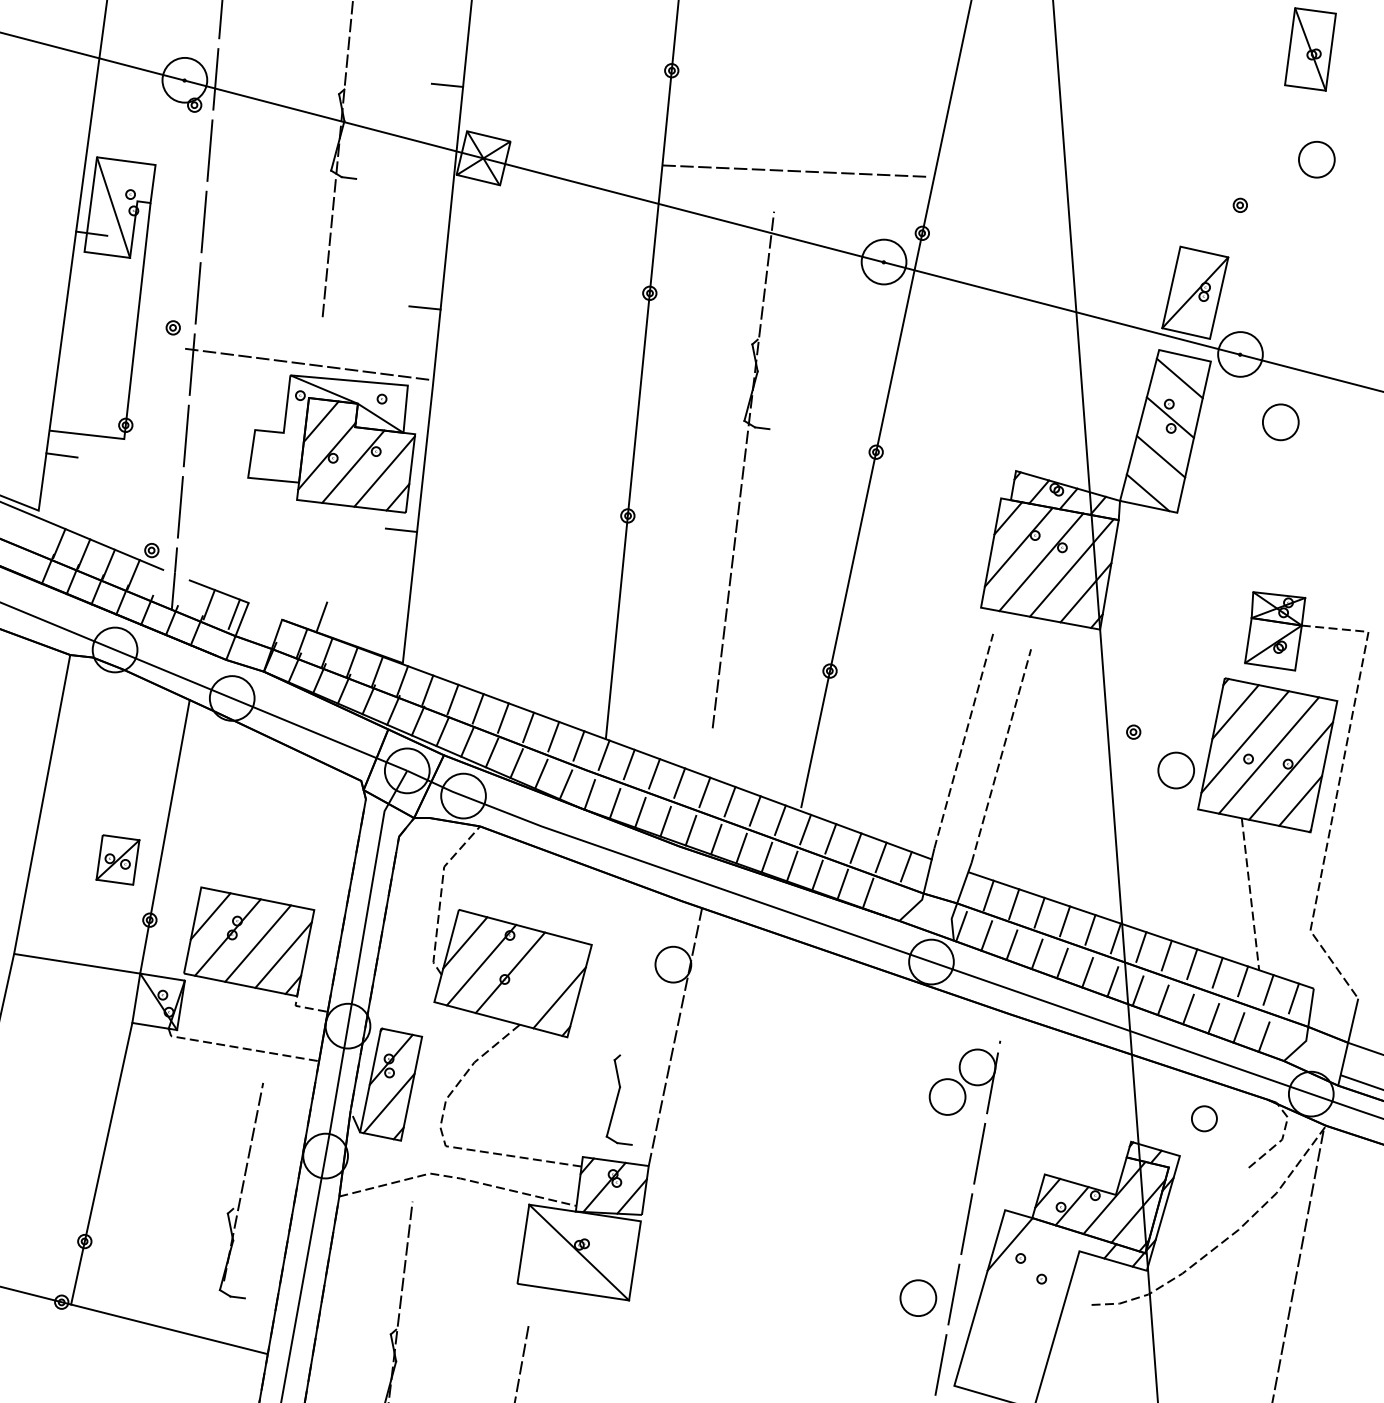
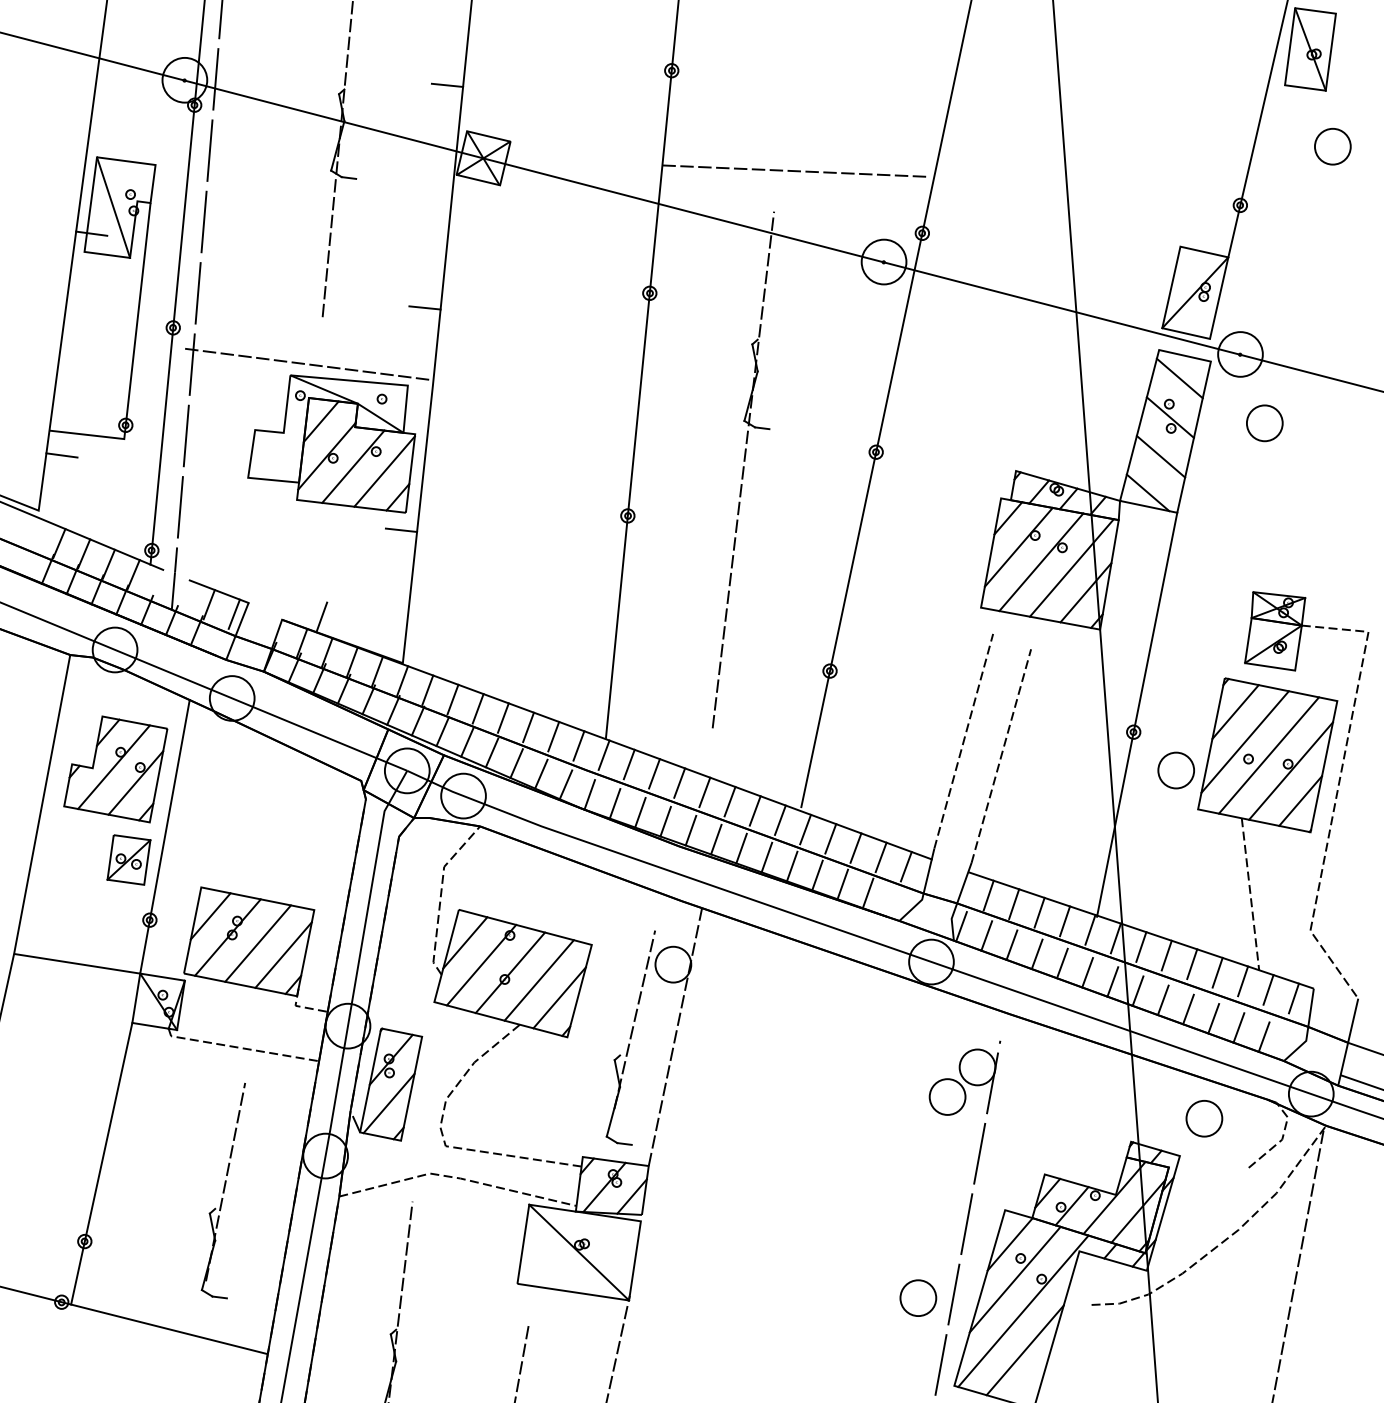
line: none -> present (1257, 129)
part position: (1316, 159) -> (1332, 146) (1332, 146)
line: none -> present (177, 283)
part position: (1280, 422) -> (1264, 423) (1264, 423)
line: none -> present (1137, 714)
part: none -> present (115, 769)
part position: (117, 859) -> (128, 859) (128, 859)
line: none -> present (538, 980)
line: none -> present (634, 1019)
part size: 27x28 px -> 39x38 px (1204, 1118)
part position: (240, 1190) -> (222, 1190) (222, 1190)
line: none -> present (1014, 1279)
line: none -> present (1023, 1310)
line: none -> present (618, 1347)
line: none -> present (1024, 1350)
